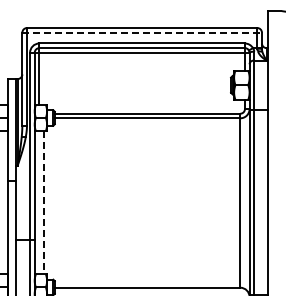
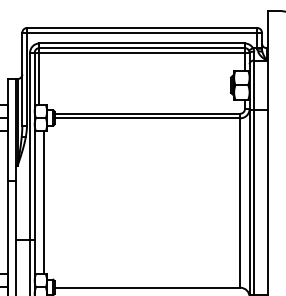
line: dashed -> solid (142, 32)
line: dashed -> solid (44, 202)
